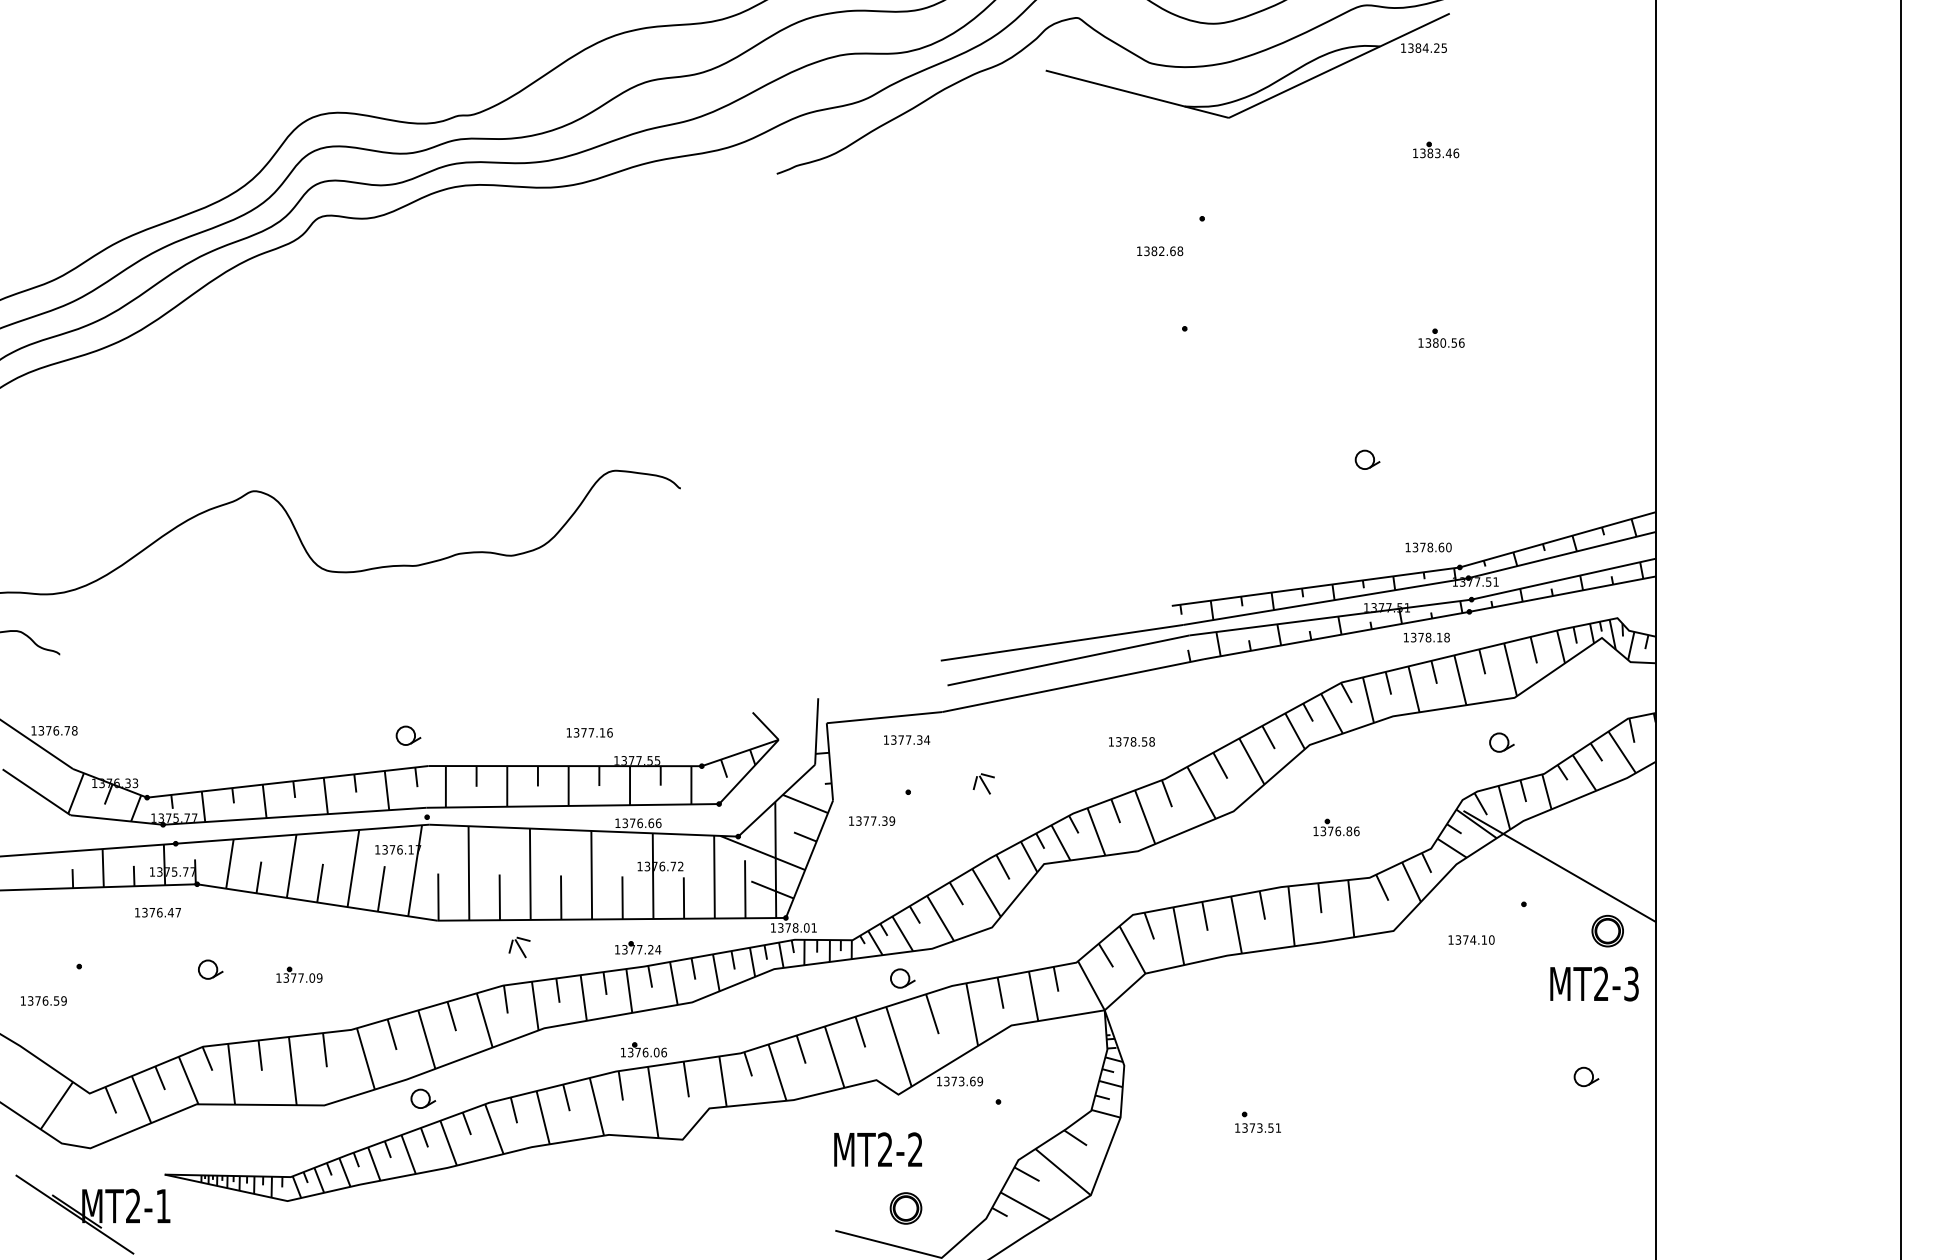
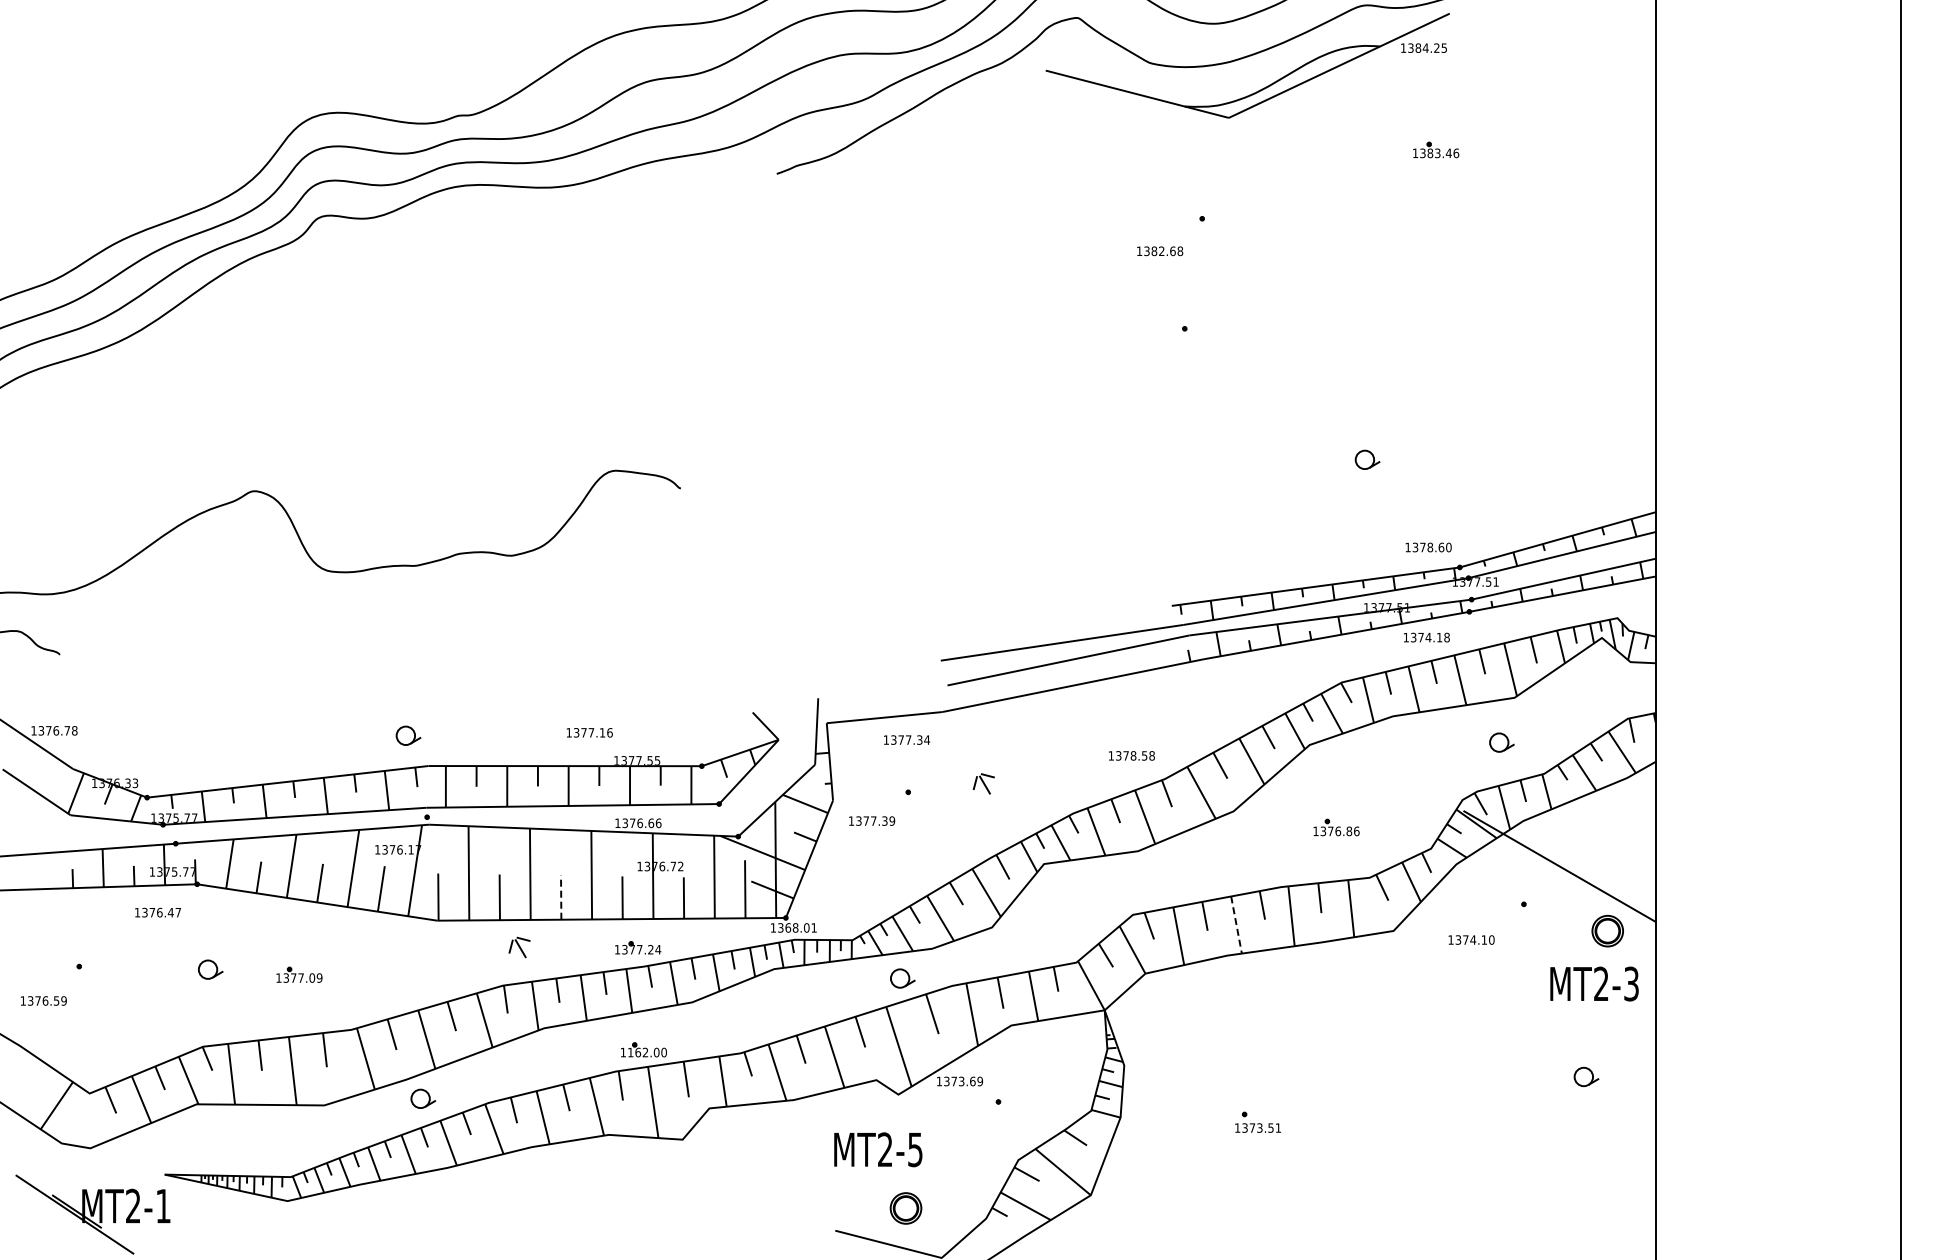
part: present -> none (1441, 337)
text: 1378.18 -> 1374.18 (1428, 637)
text position: (1131, 741) -> (1131, 755) (1131, 755)
line: solid -> dashed (561, 897)
line: solid -> dashed (1236, 925)
text: 1378.01 -> 1368.01 (788, 927)
text: 1376.06 -> 1162.00 (647, 1052)
text: MT2-2 -> MT2-5 (915, 1149)
